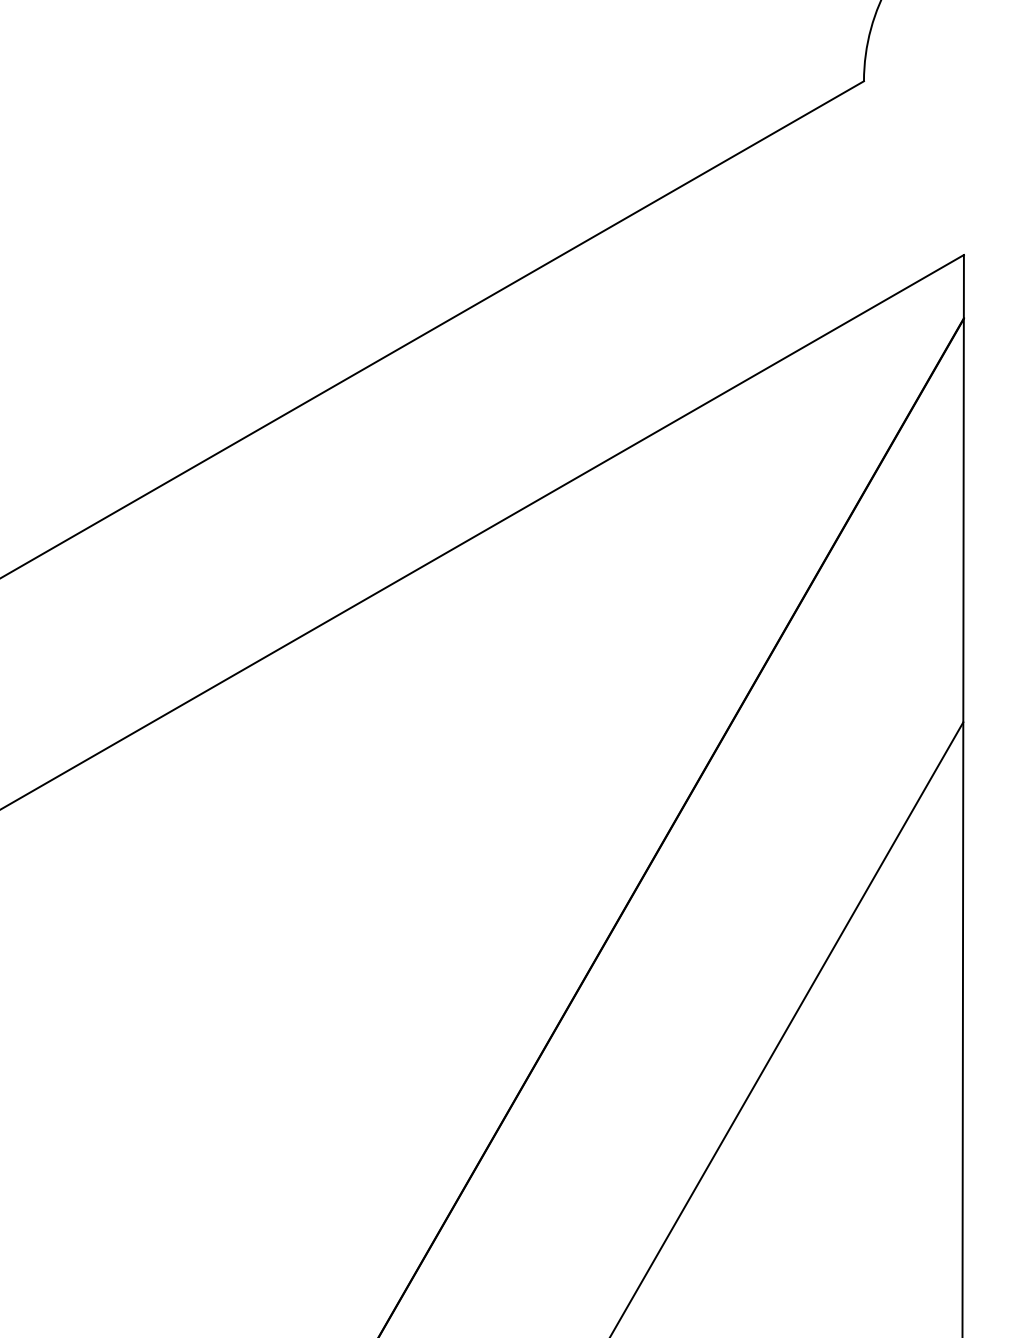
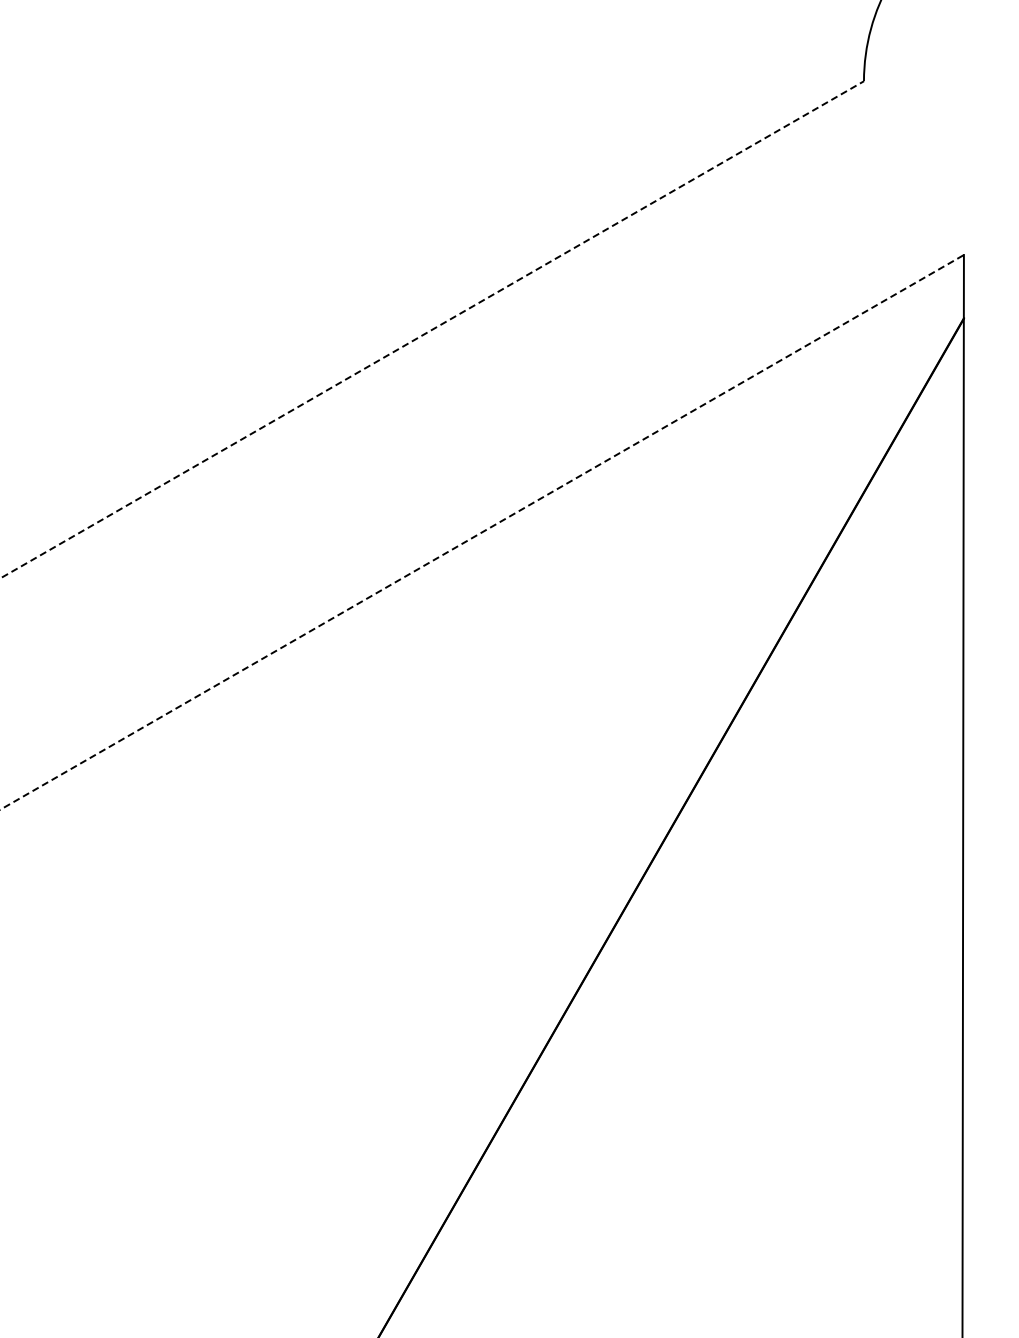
line: solid -> dashed (432, 329)
line: solid -> dashed (482, 531)
line: present -> none (787, 1028)
